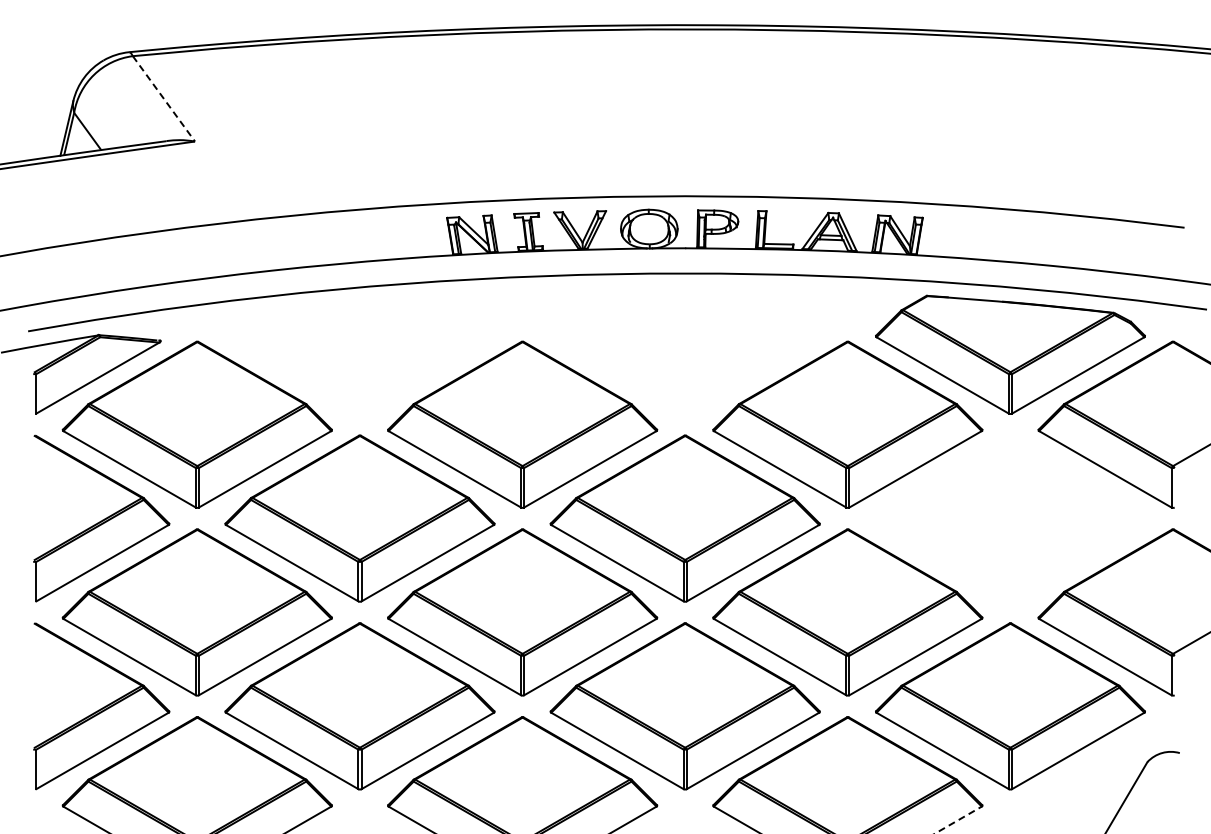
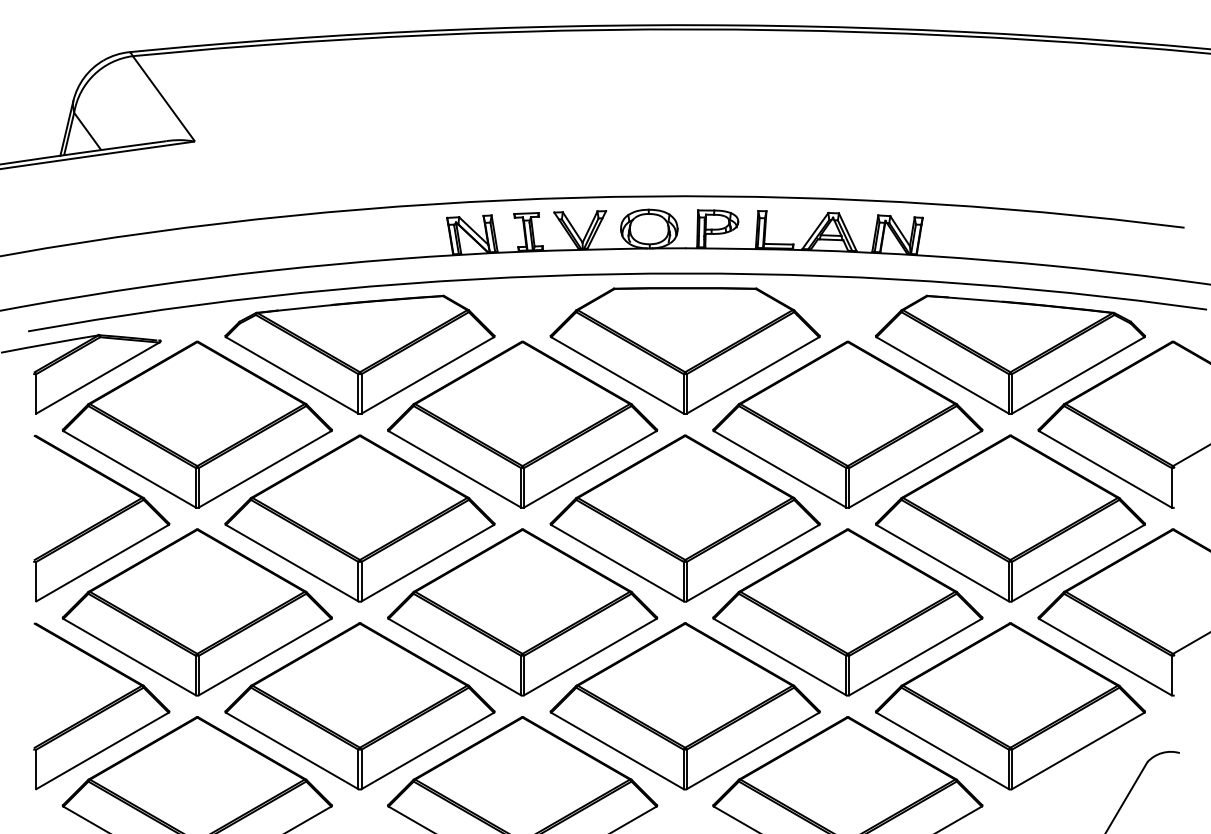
line: dashed -> solid (164, 99)
part: none -> present (684, 350)
part: none -> present (359, 354)
part: none -> present (1010, 518)
line: dashed -> solid (958, 820)
